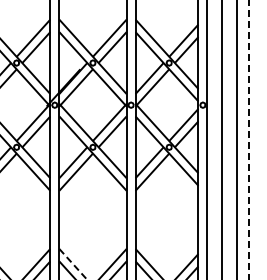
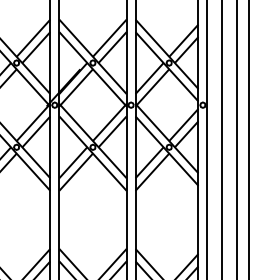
line: dashed -> solid (249, 139)
line: dashed -> solid (73, 264)
